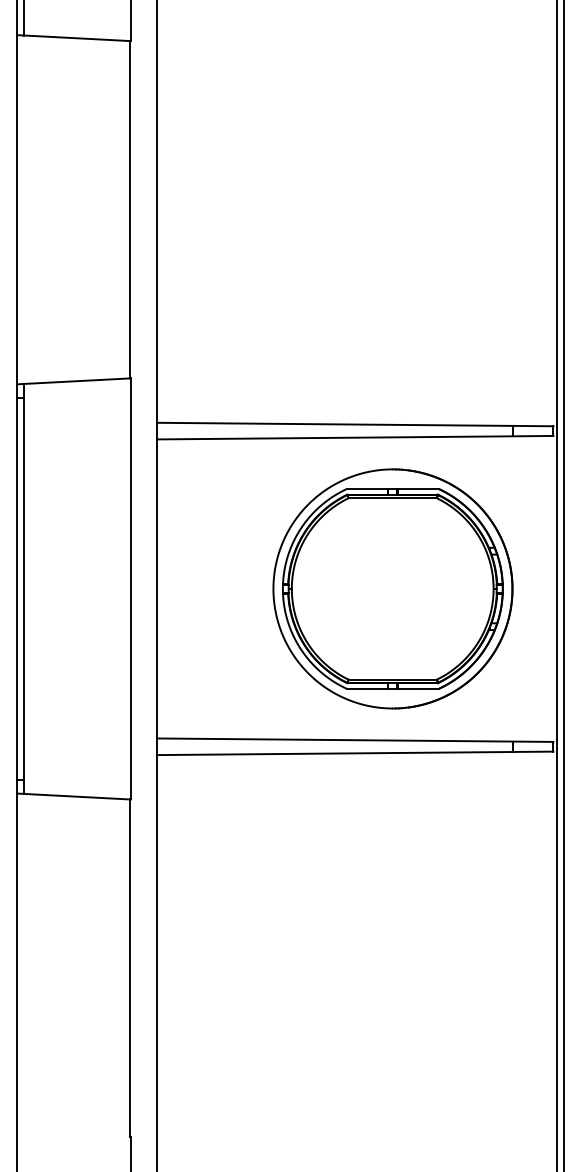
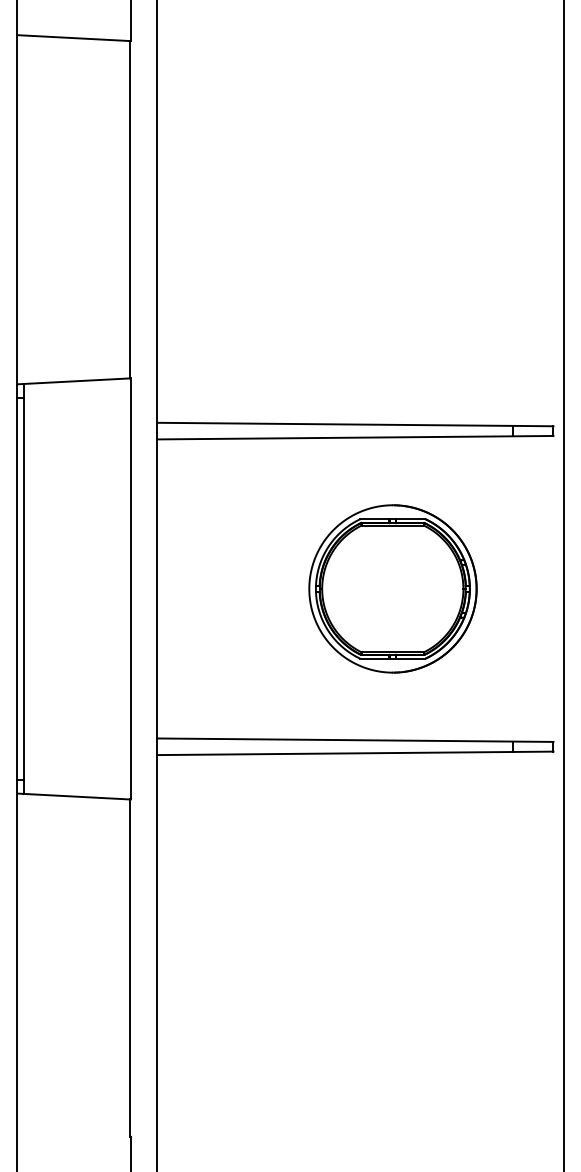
line: present -> none (24, 18)
line: present -> none (557, 585)
part size: 242x242 px -> 170x170 px (392, 588)
